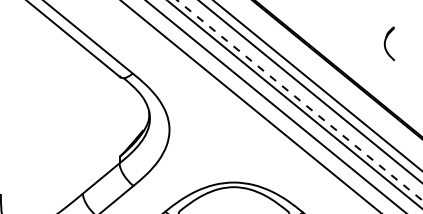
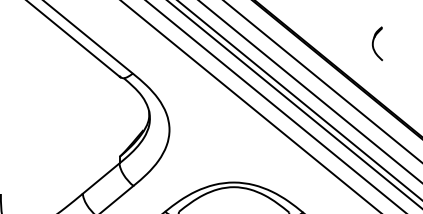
part position: (388, 43) -> (376, 43) (376, 43)
line position: (317, 85) -> (322, 81) (322, 81)
line: dashed -> solid (300, 100)
